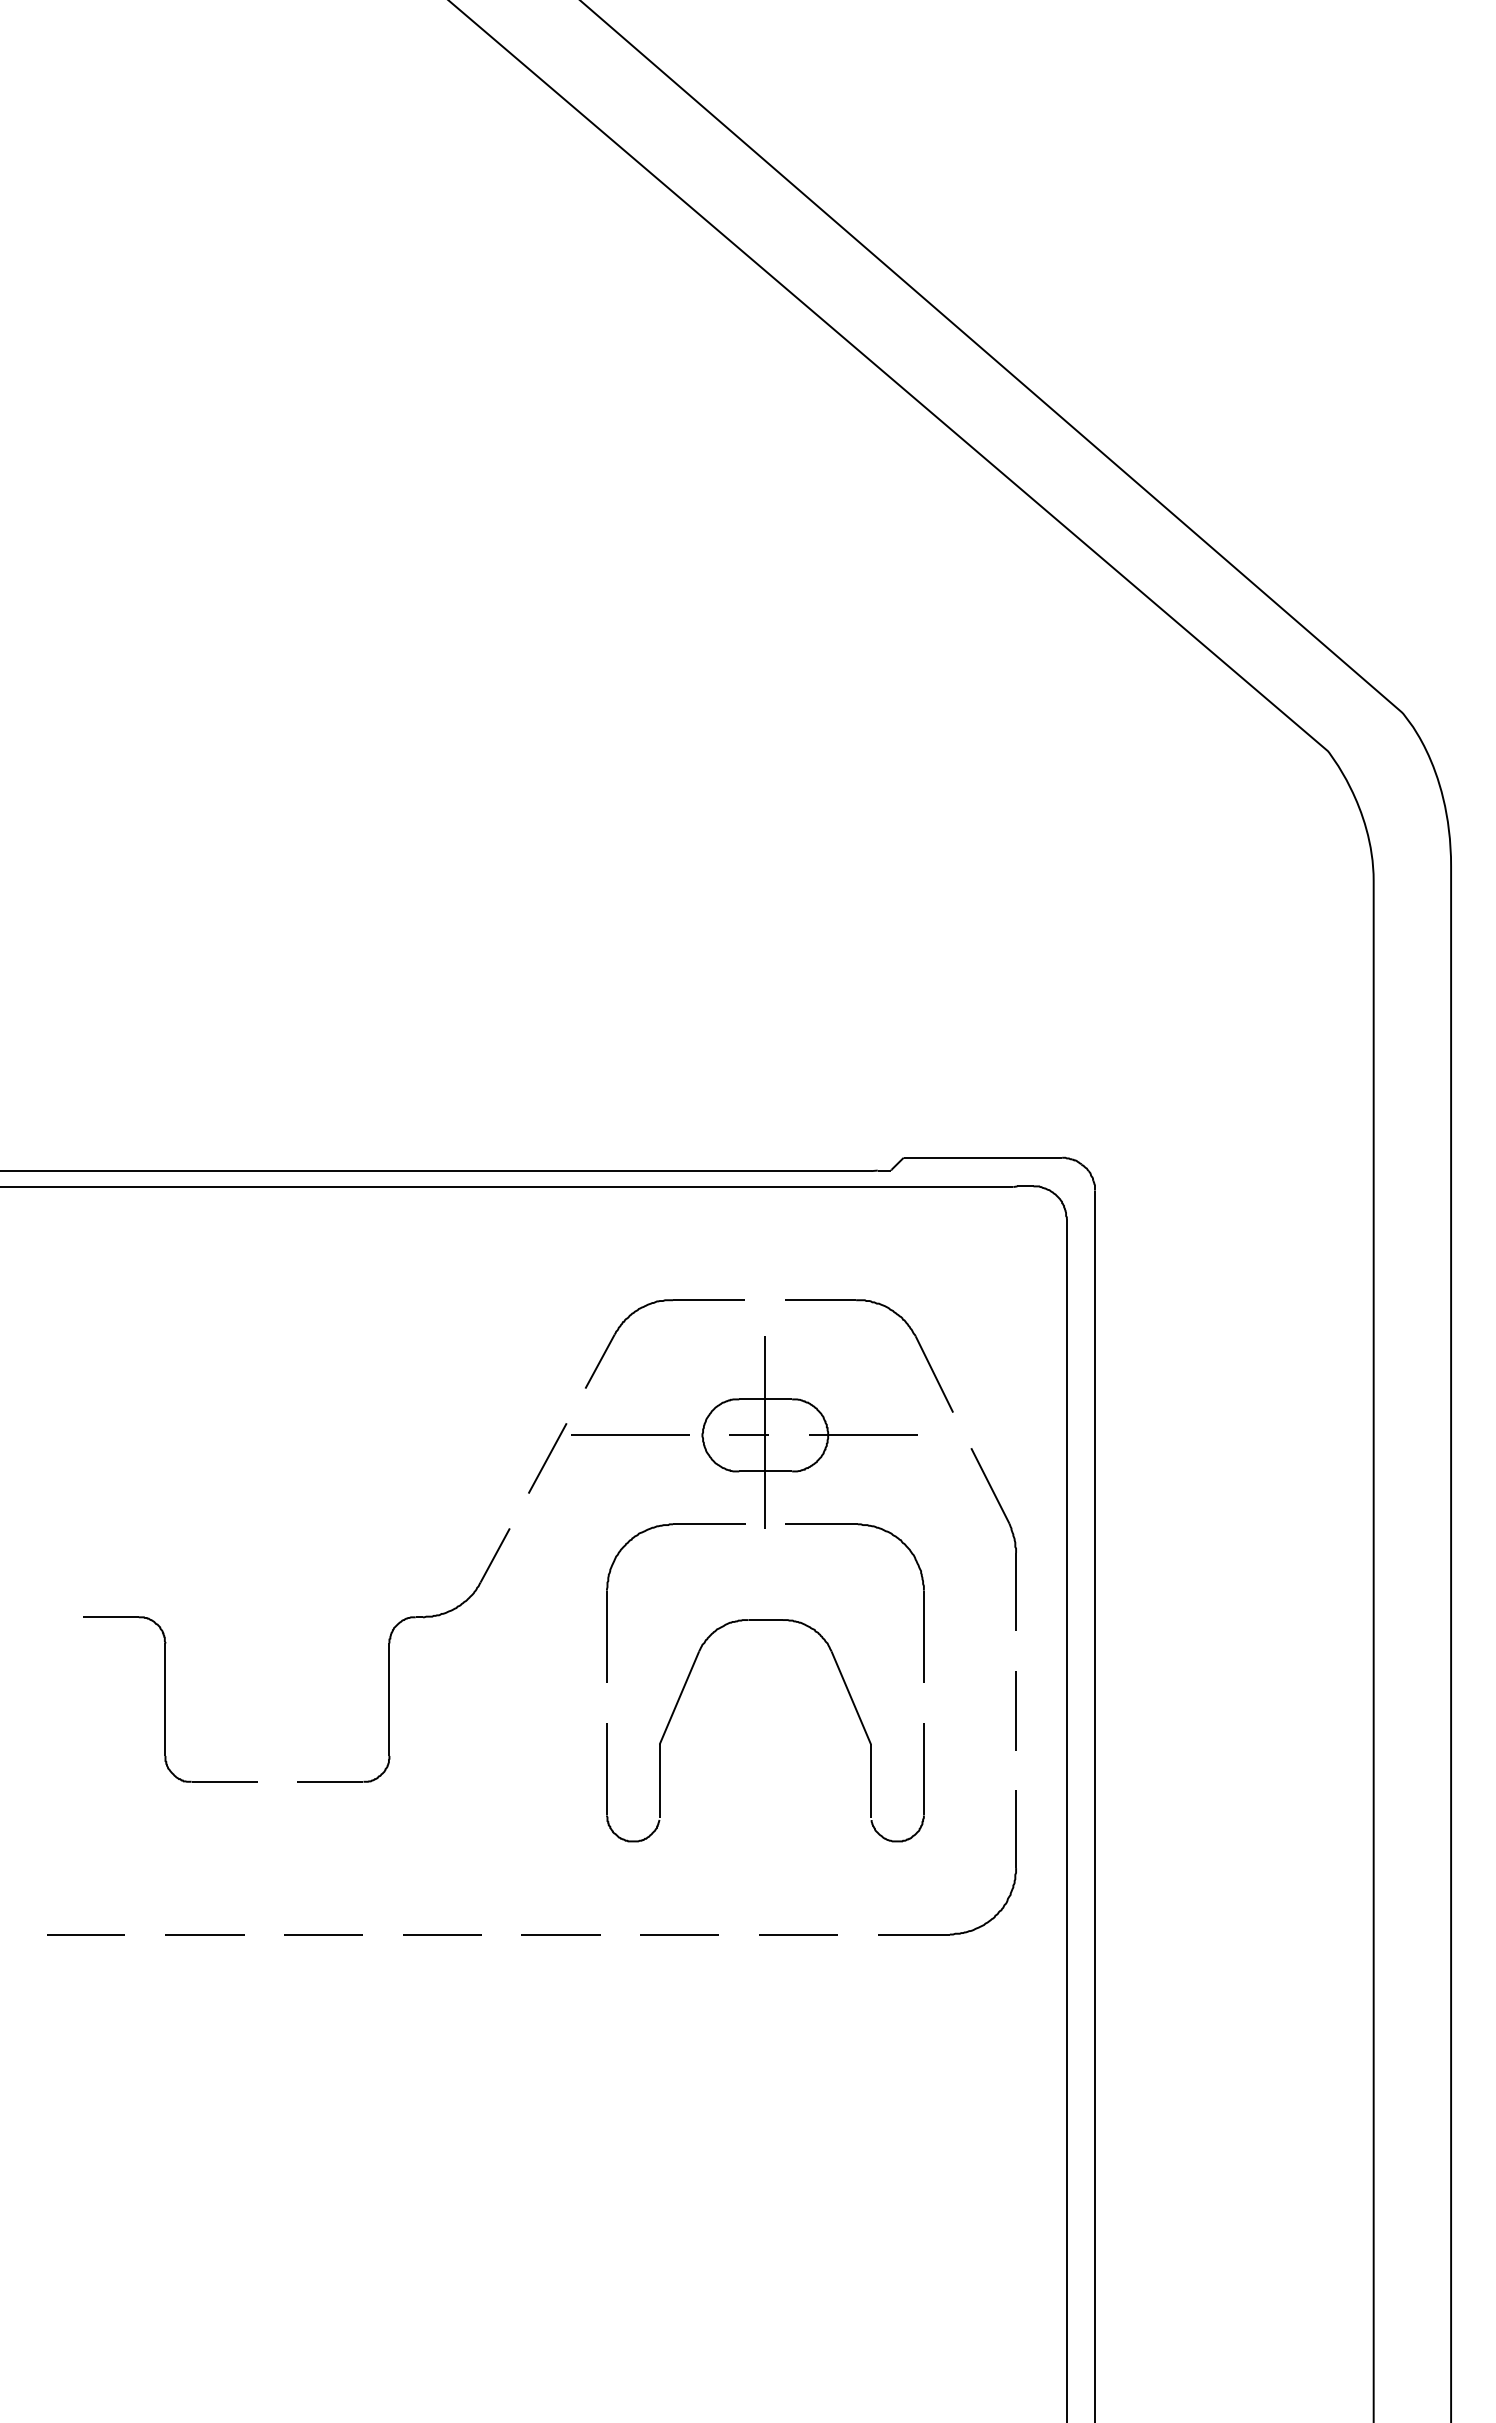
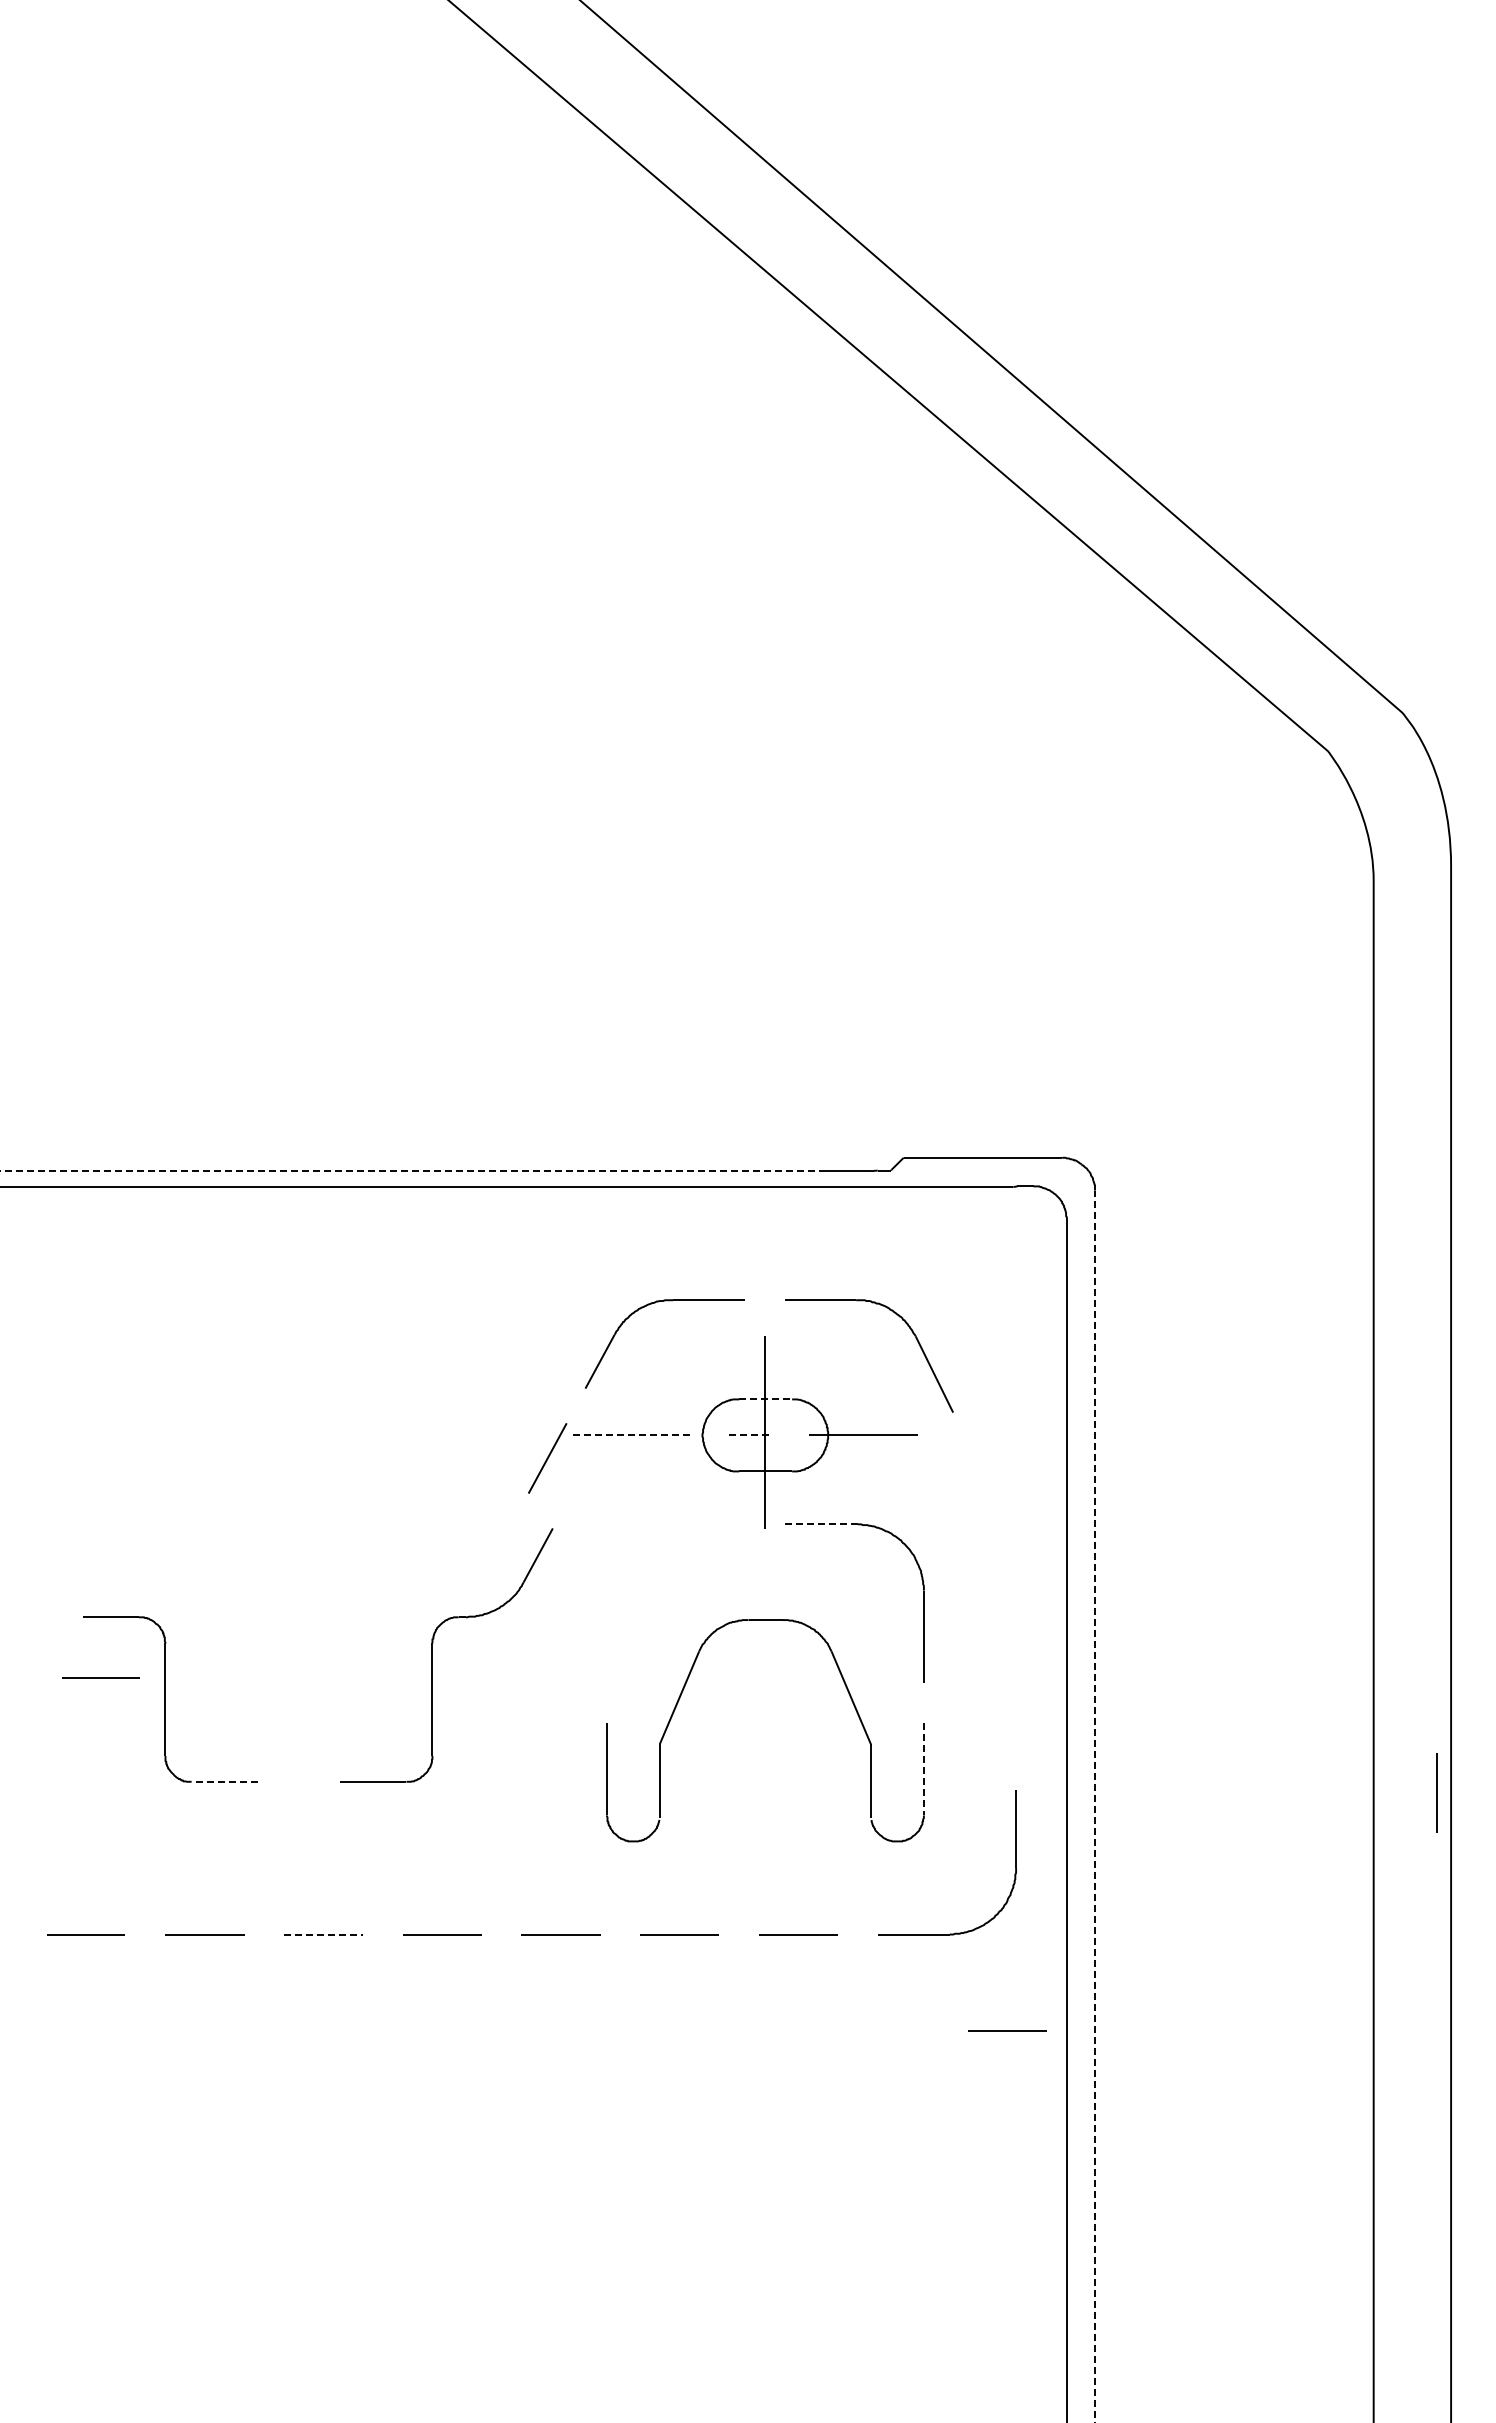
line: solid -> dashed (412, 1171)
line: solid -> dashed (766, 1399)
line: solid -> dashed (630, 1435)
line: solid -> dashed (748, 1435)
line: solid -> dashed (822, 1524)
part: present -> none (1011, 1533)
part: present -> none (607, 1602)
part position: (389, 1655) -> (432, 1655) (432, 1655)
line: none -> present (100, 1677)
line position: (1015, 1710) -> (1436, 1792) (1436, 1792)
line: solid -> dashed (923, 1769)
line: solid -> dashed (224, 1781)
line: solid -> dashed (1094, 1806)
line: solid -> dashed (323, 1934)
line: none -> present (1007, 2030)
